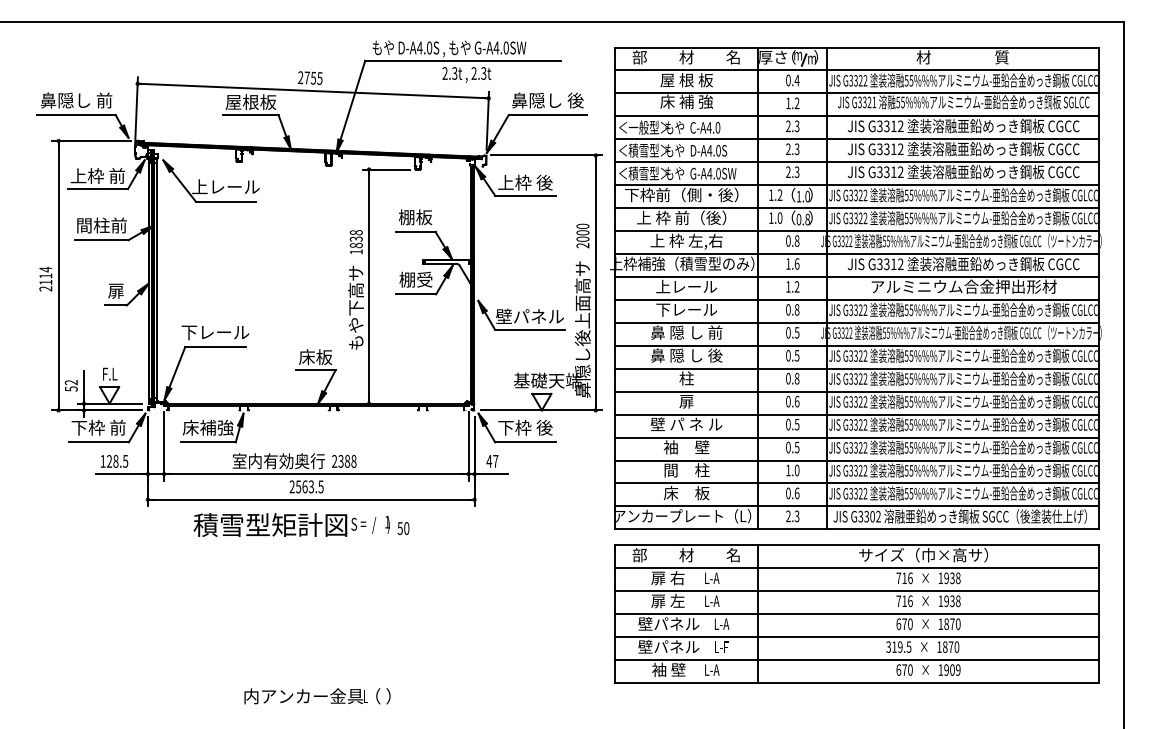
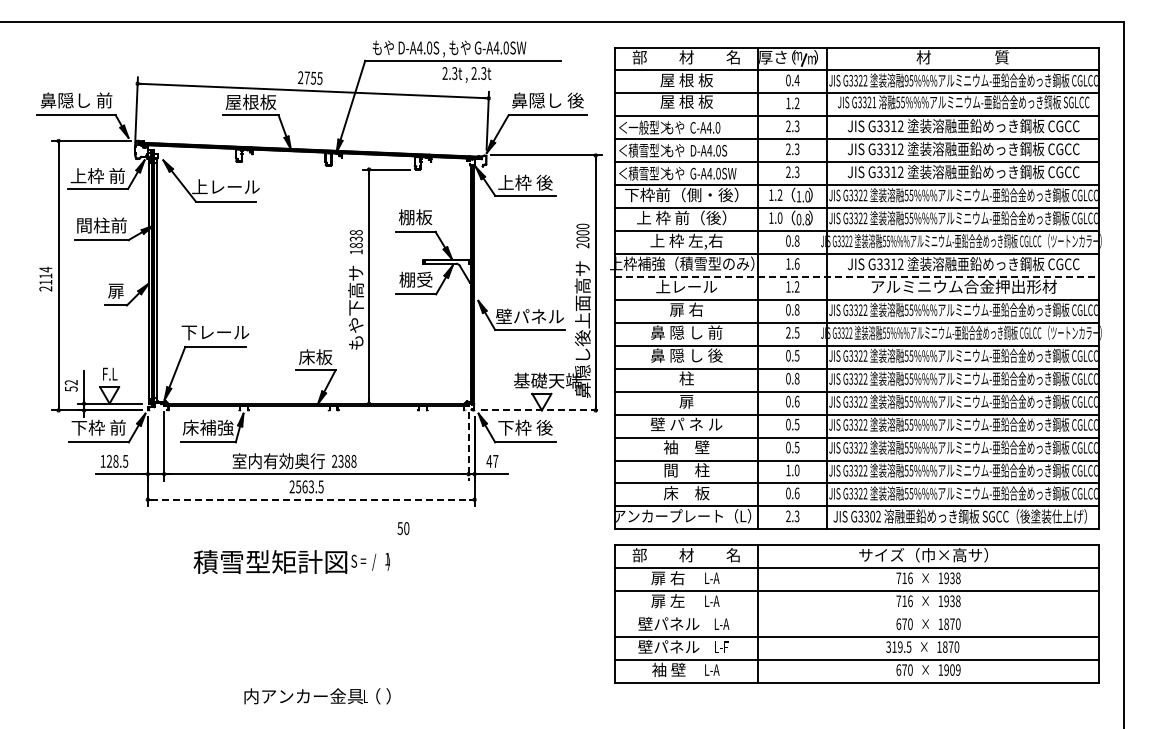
text: 55%%% -> 95%%% (906, 80)
text: 床 補 強 -> 屋 根 板 (686, 101)
line: solid -> dashed (856, 276)
text: 下レール -> 扉 右 (686, 309)
text: 0.5 -> 2.5 (788, 332)
line: solid -> dashed (541, 410)
line: solid -> dashed (468, 446)
line: solid -> dashed (311, 499)
text position: (291, 524) -> (291, 561) (291, 561)
line: present -> none (856, 614)
